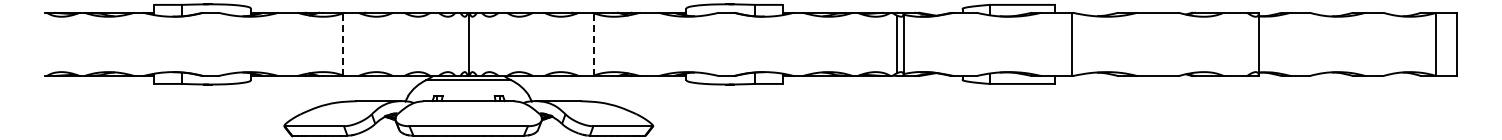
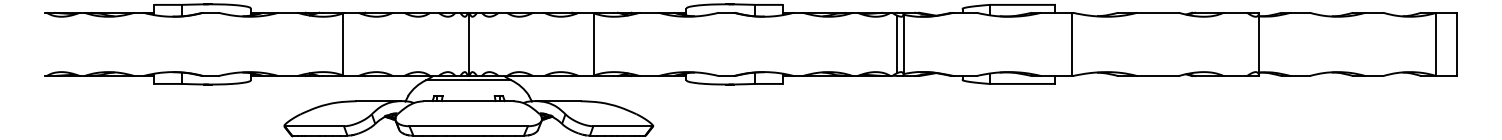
line: dashed -> solid (343, 43)
line: dashed -> solid (594, 43)
